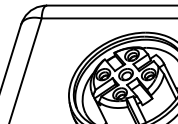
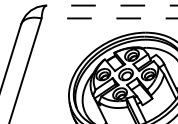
line: solid -> dashed (111, 5)
line: solid -> dashed (109, 18)
